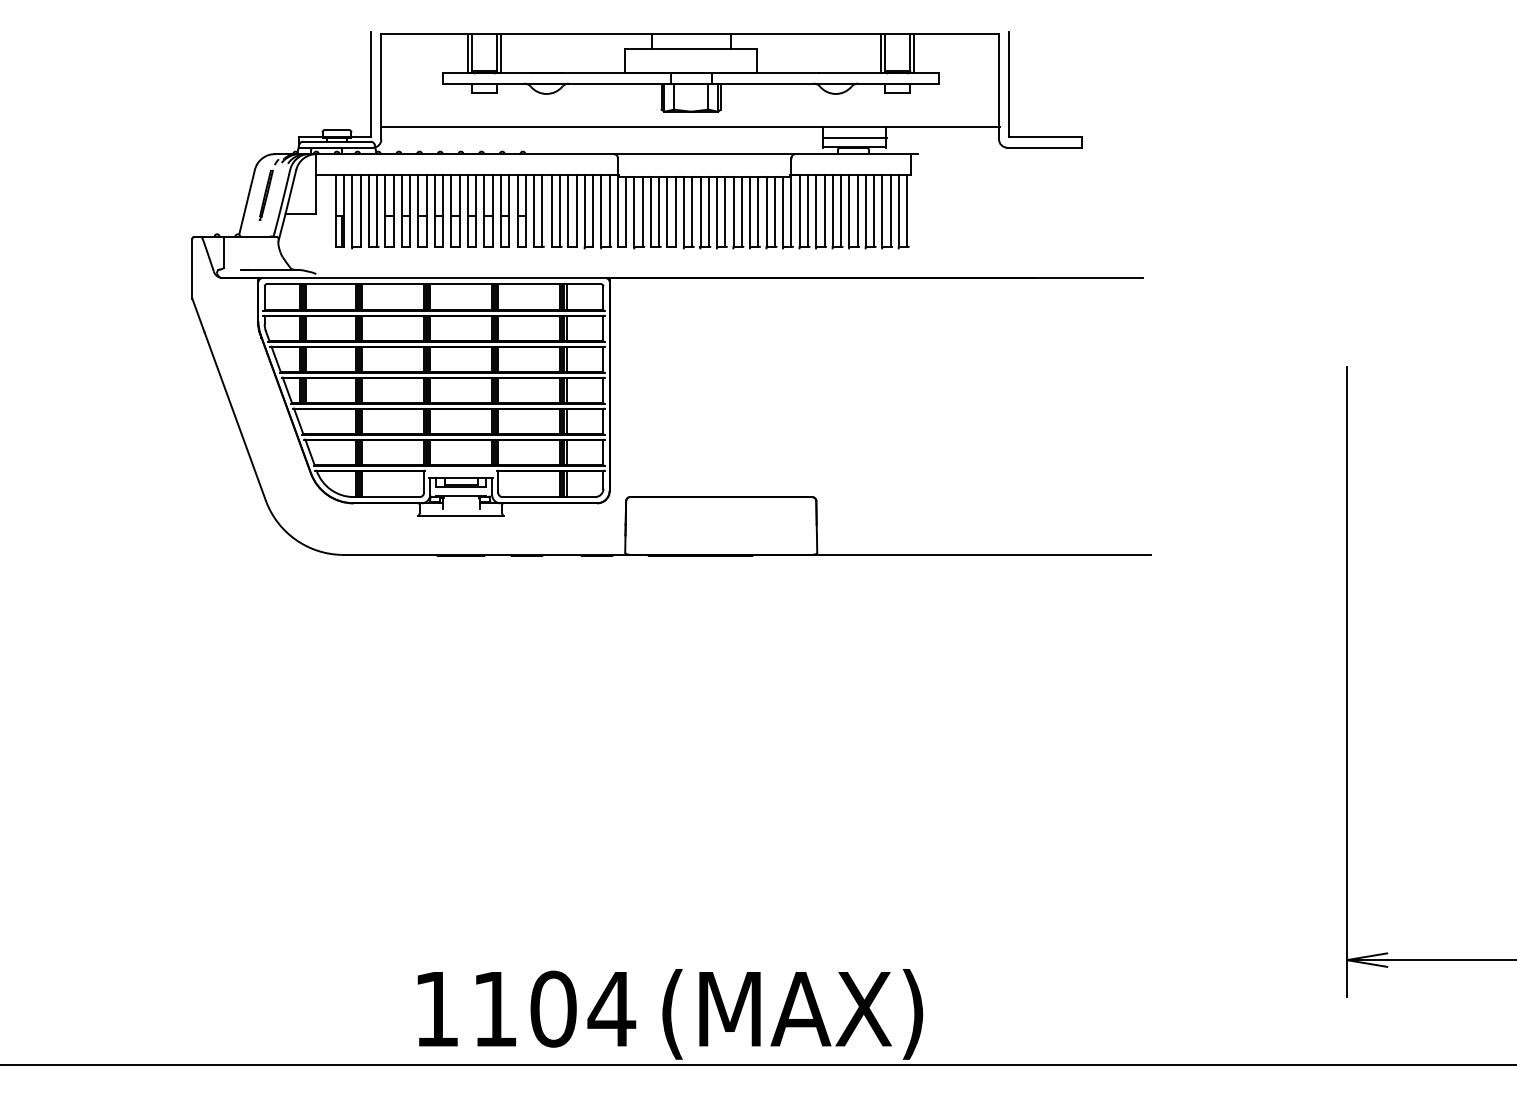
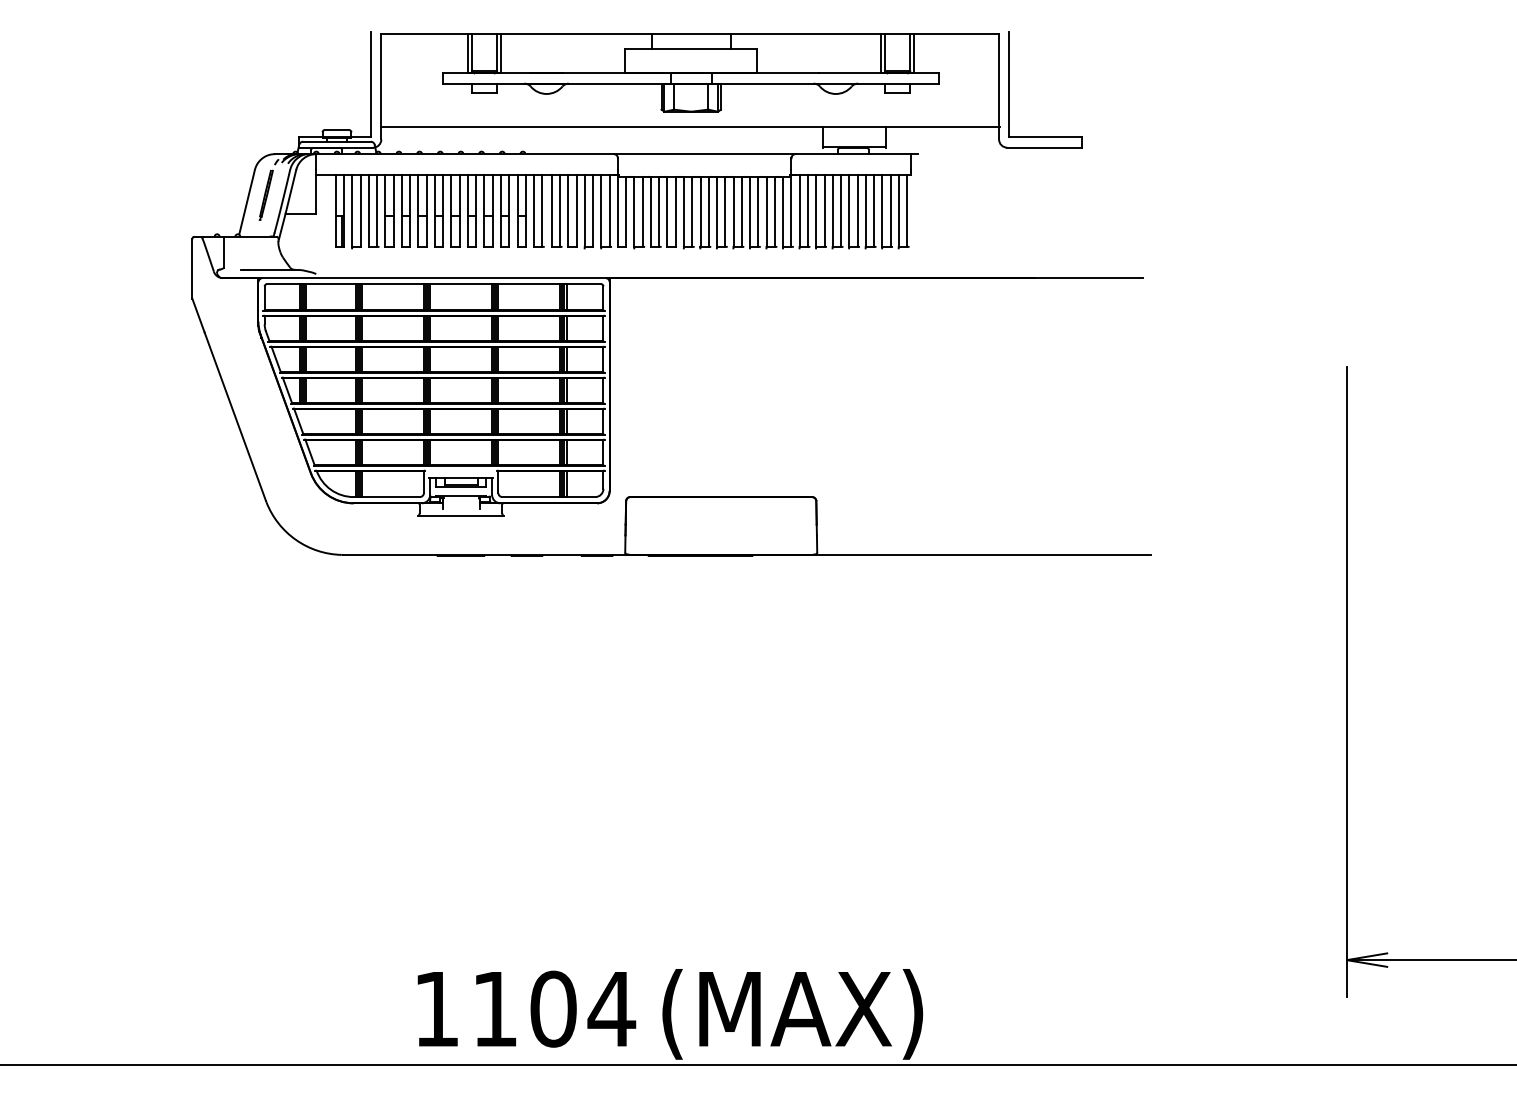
line: present -> none (855, 137)
